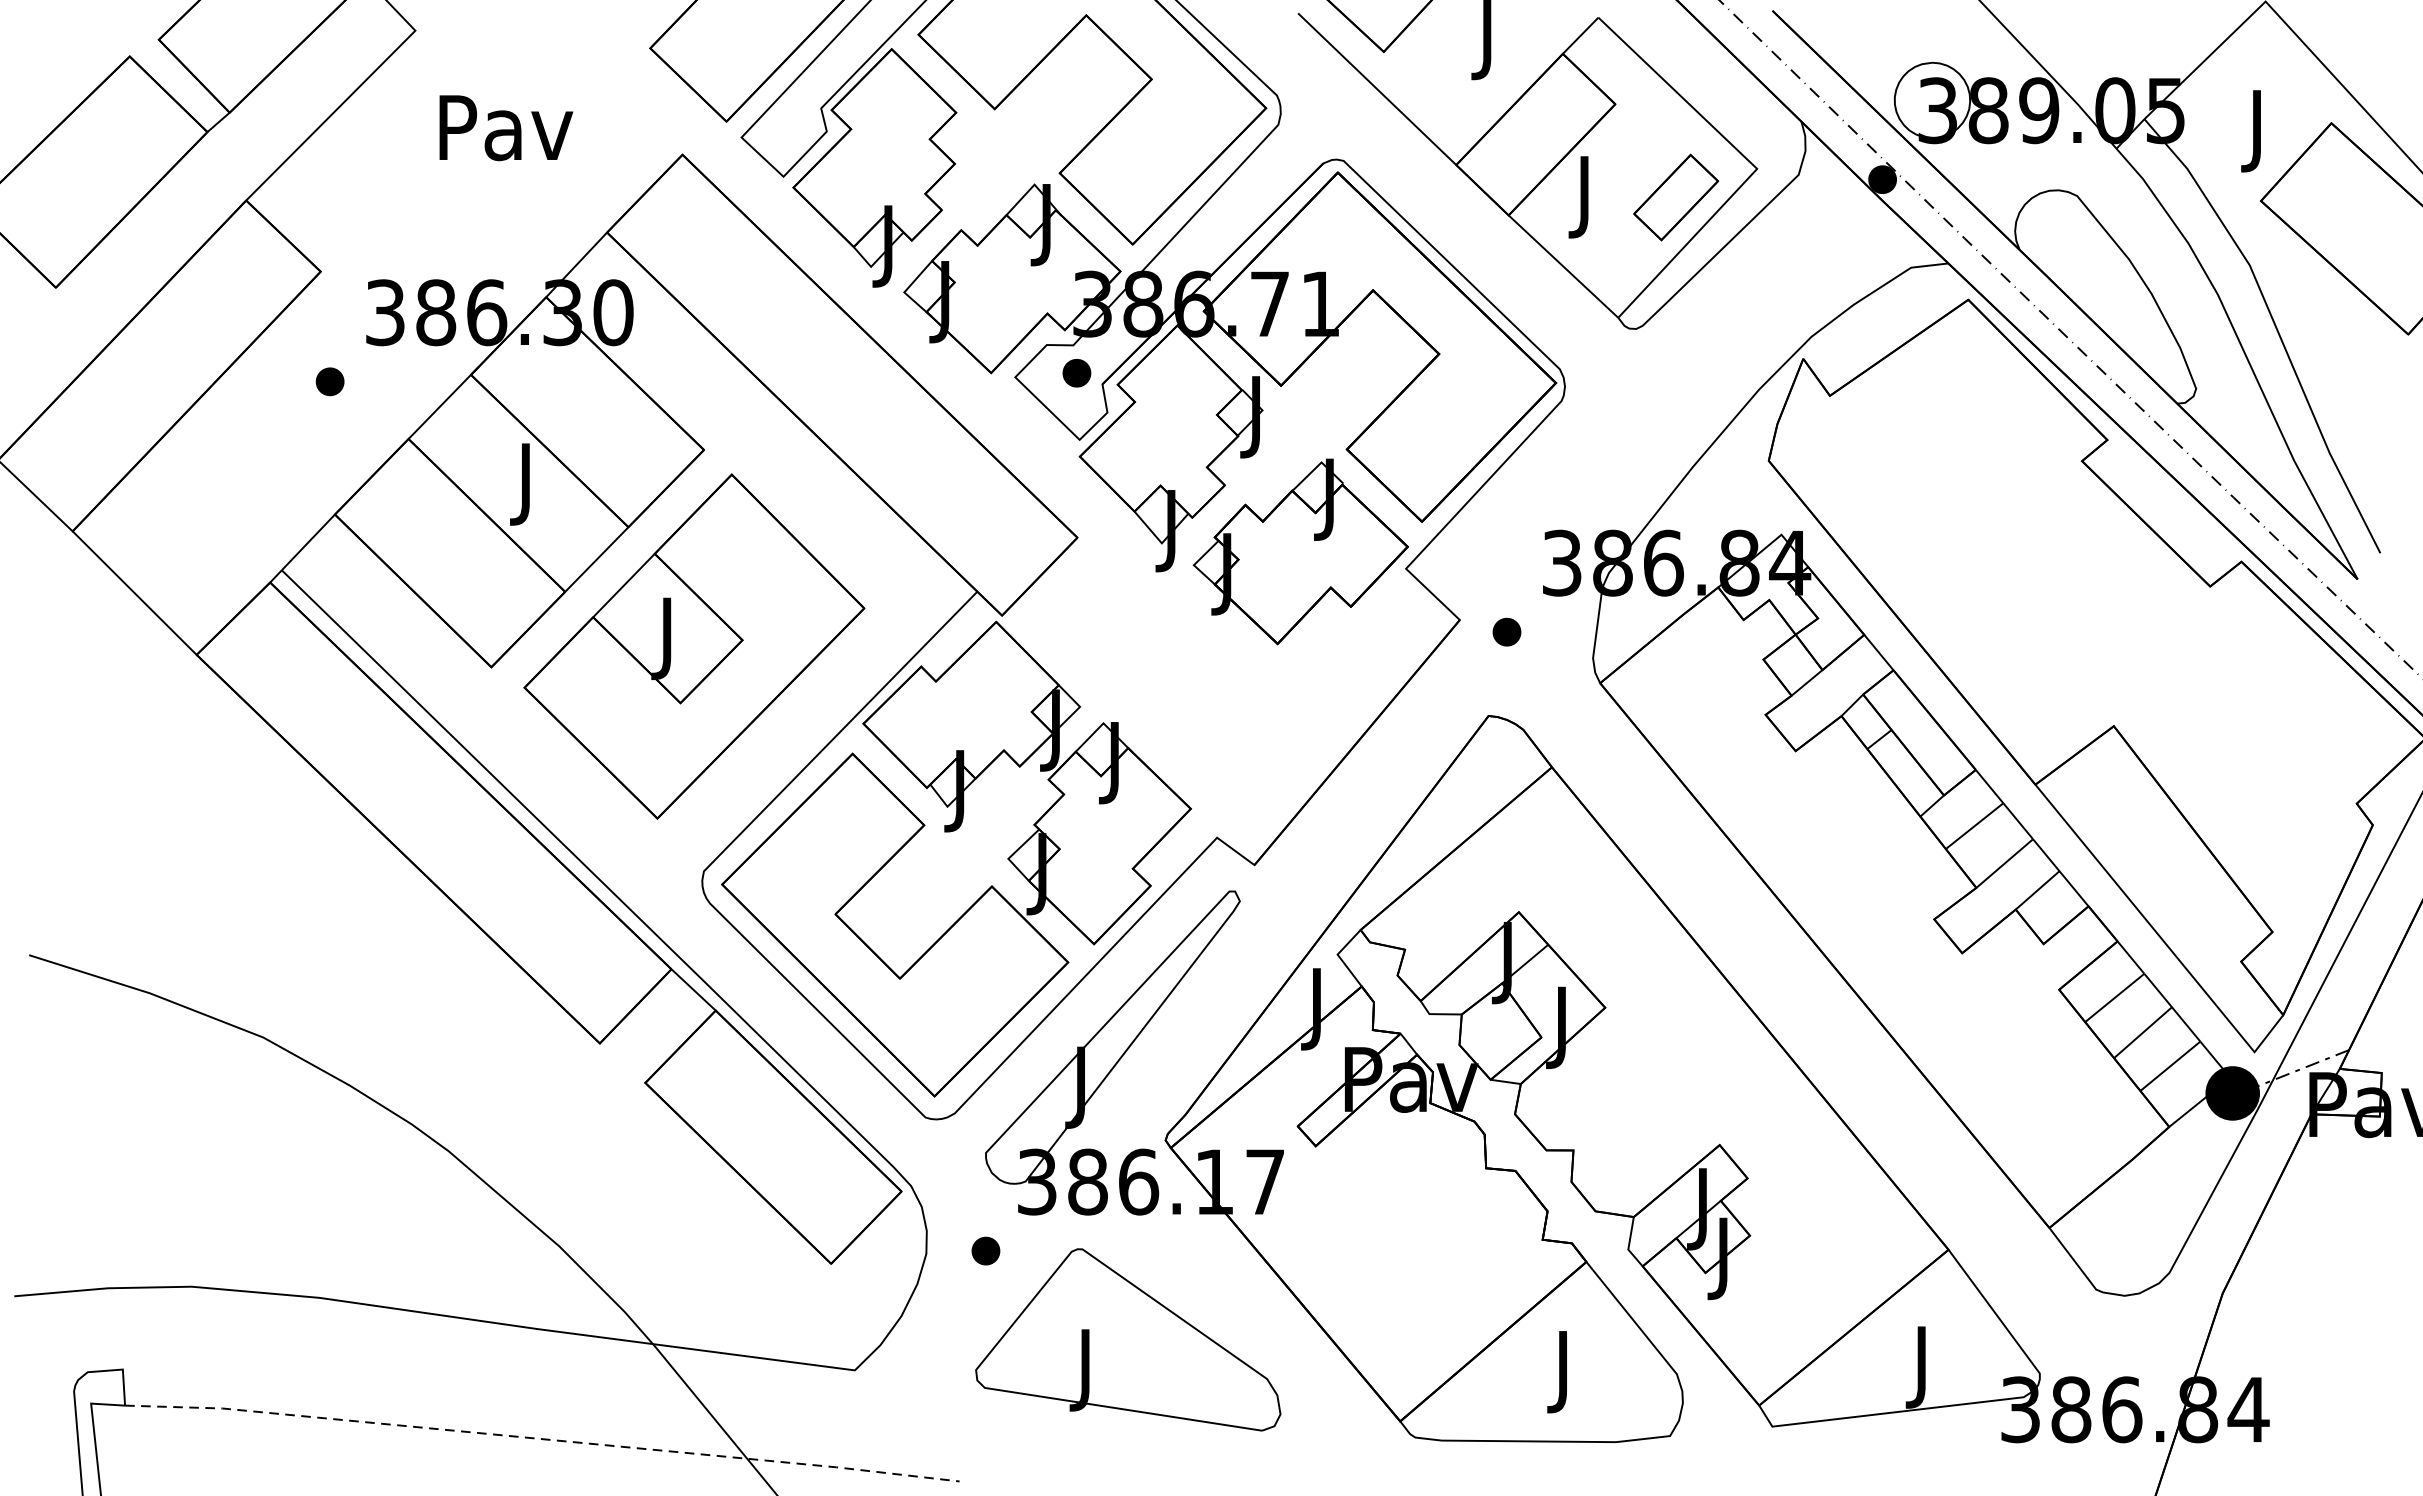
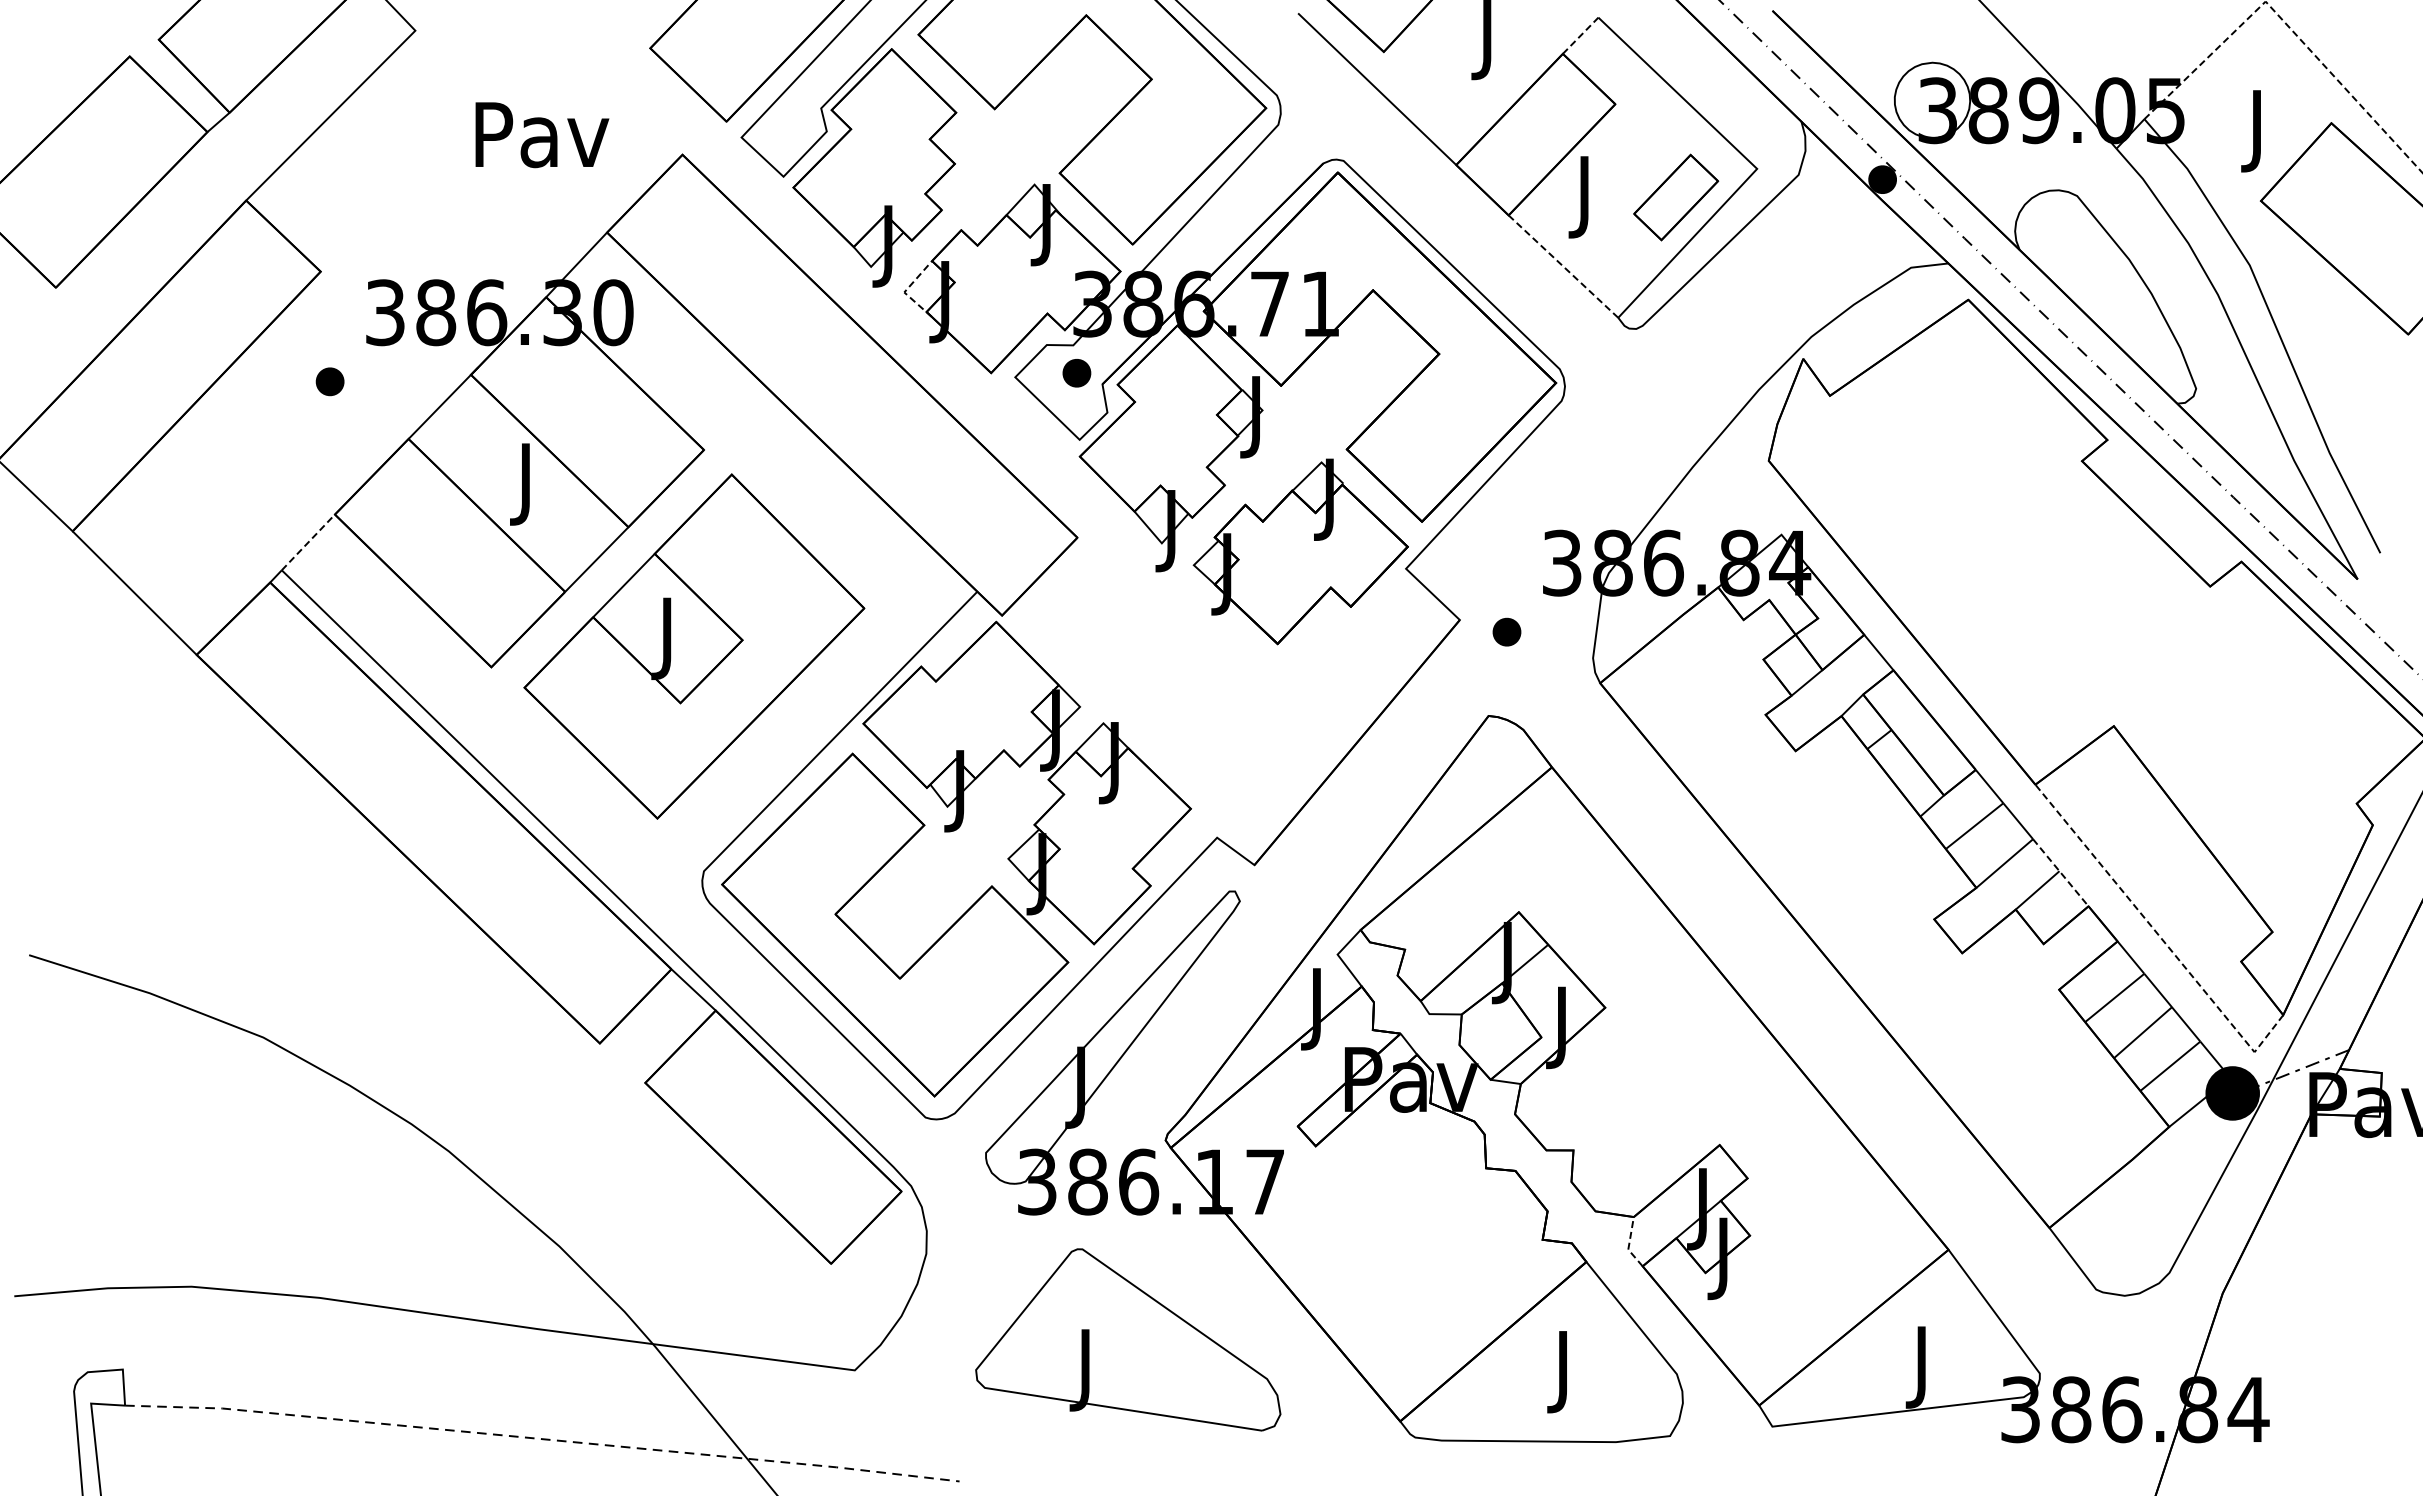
line: solid -> dashed (2287, 25)
line: solid -> dashed (1581, 35)
text position: (506, 128) -> (542, 135) (542, 135)
line: solid -> dashed (1563, 266)
line: solid -> dashed (905, 290)
line: solid -> dashed (308, 542)
line: solid -> dashed (2060, 872)
line: solid -> dashed (2160, 937)
line: solid -> dashed (1629, 1244)
part: present -> none (985, 1250)
